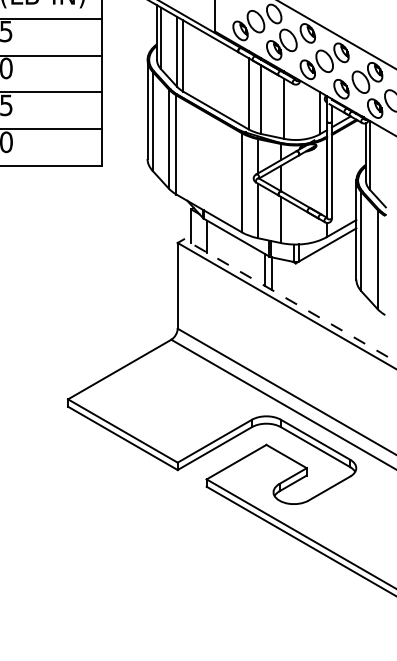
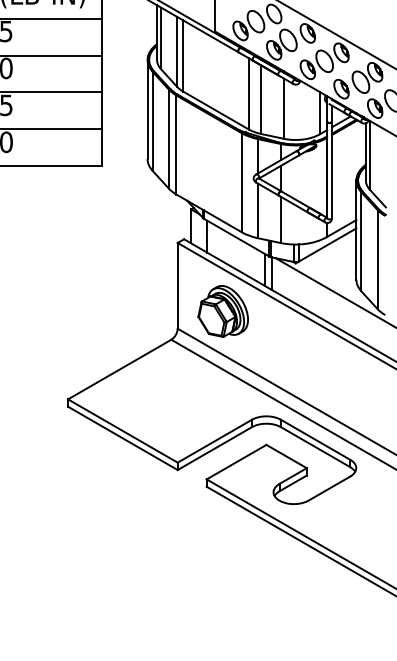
line: none -> present (334, 292)
line: dashed -> solid (289, 300)
part: none -> present (222, 311)
